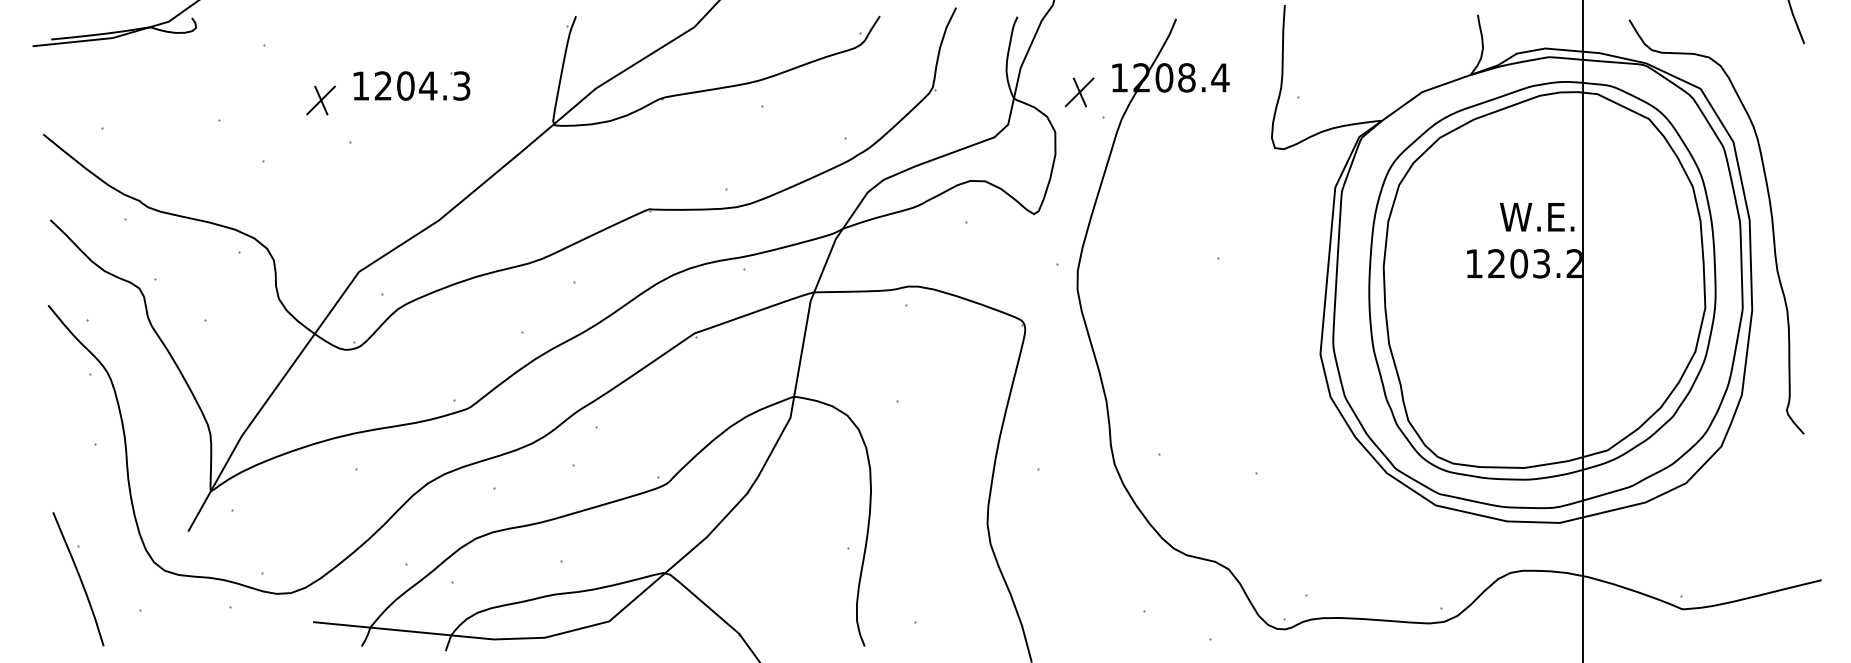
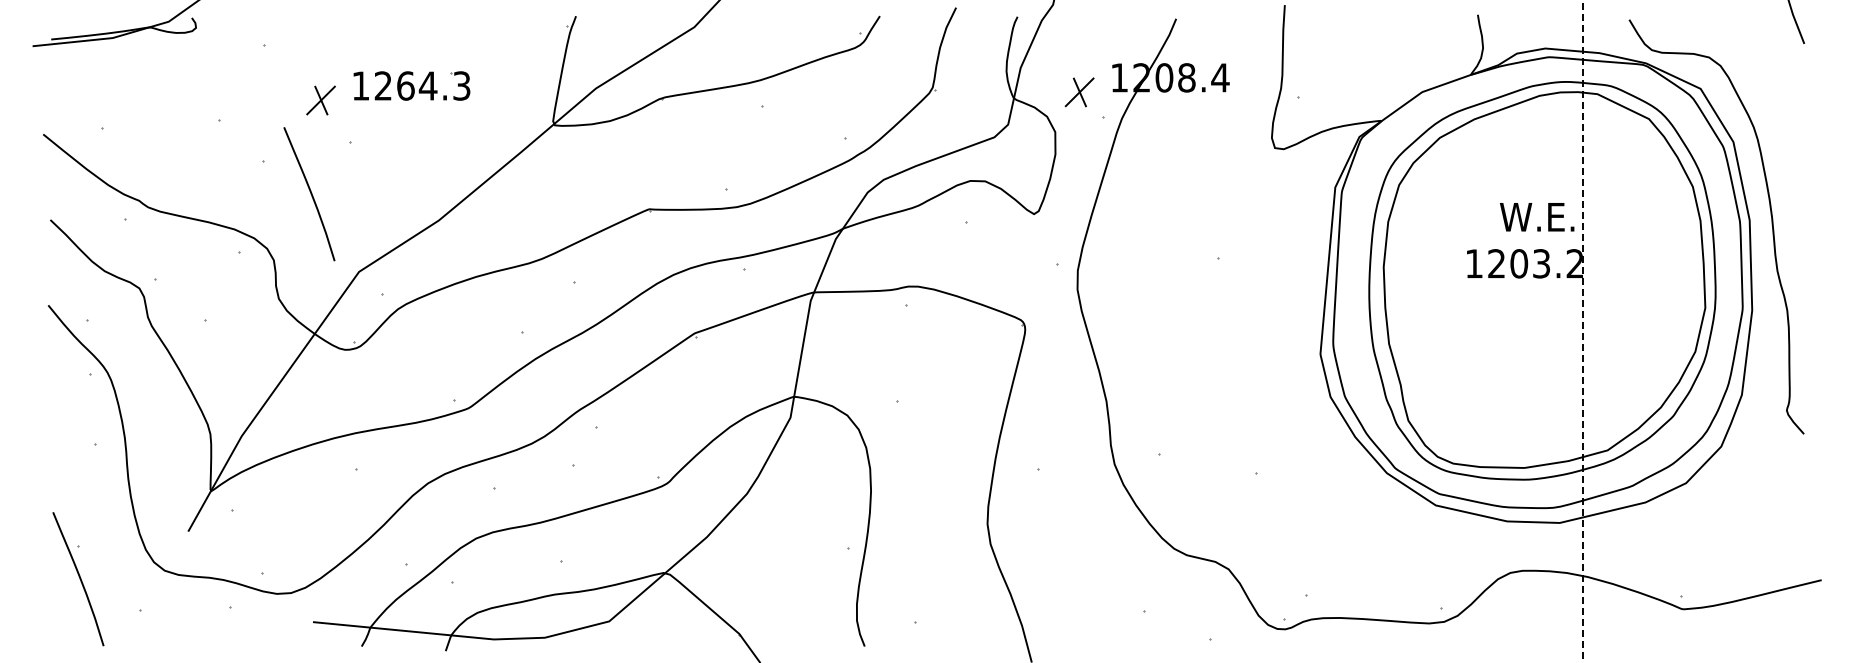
text: 1204.3 -> 1264.3 (405, 85)
curve: none -> present (310, 194)
line: solid -> dashed (1583, 331)
